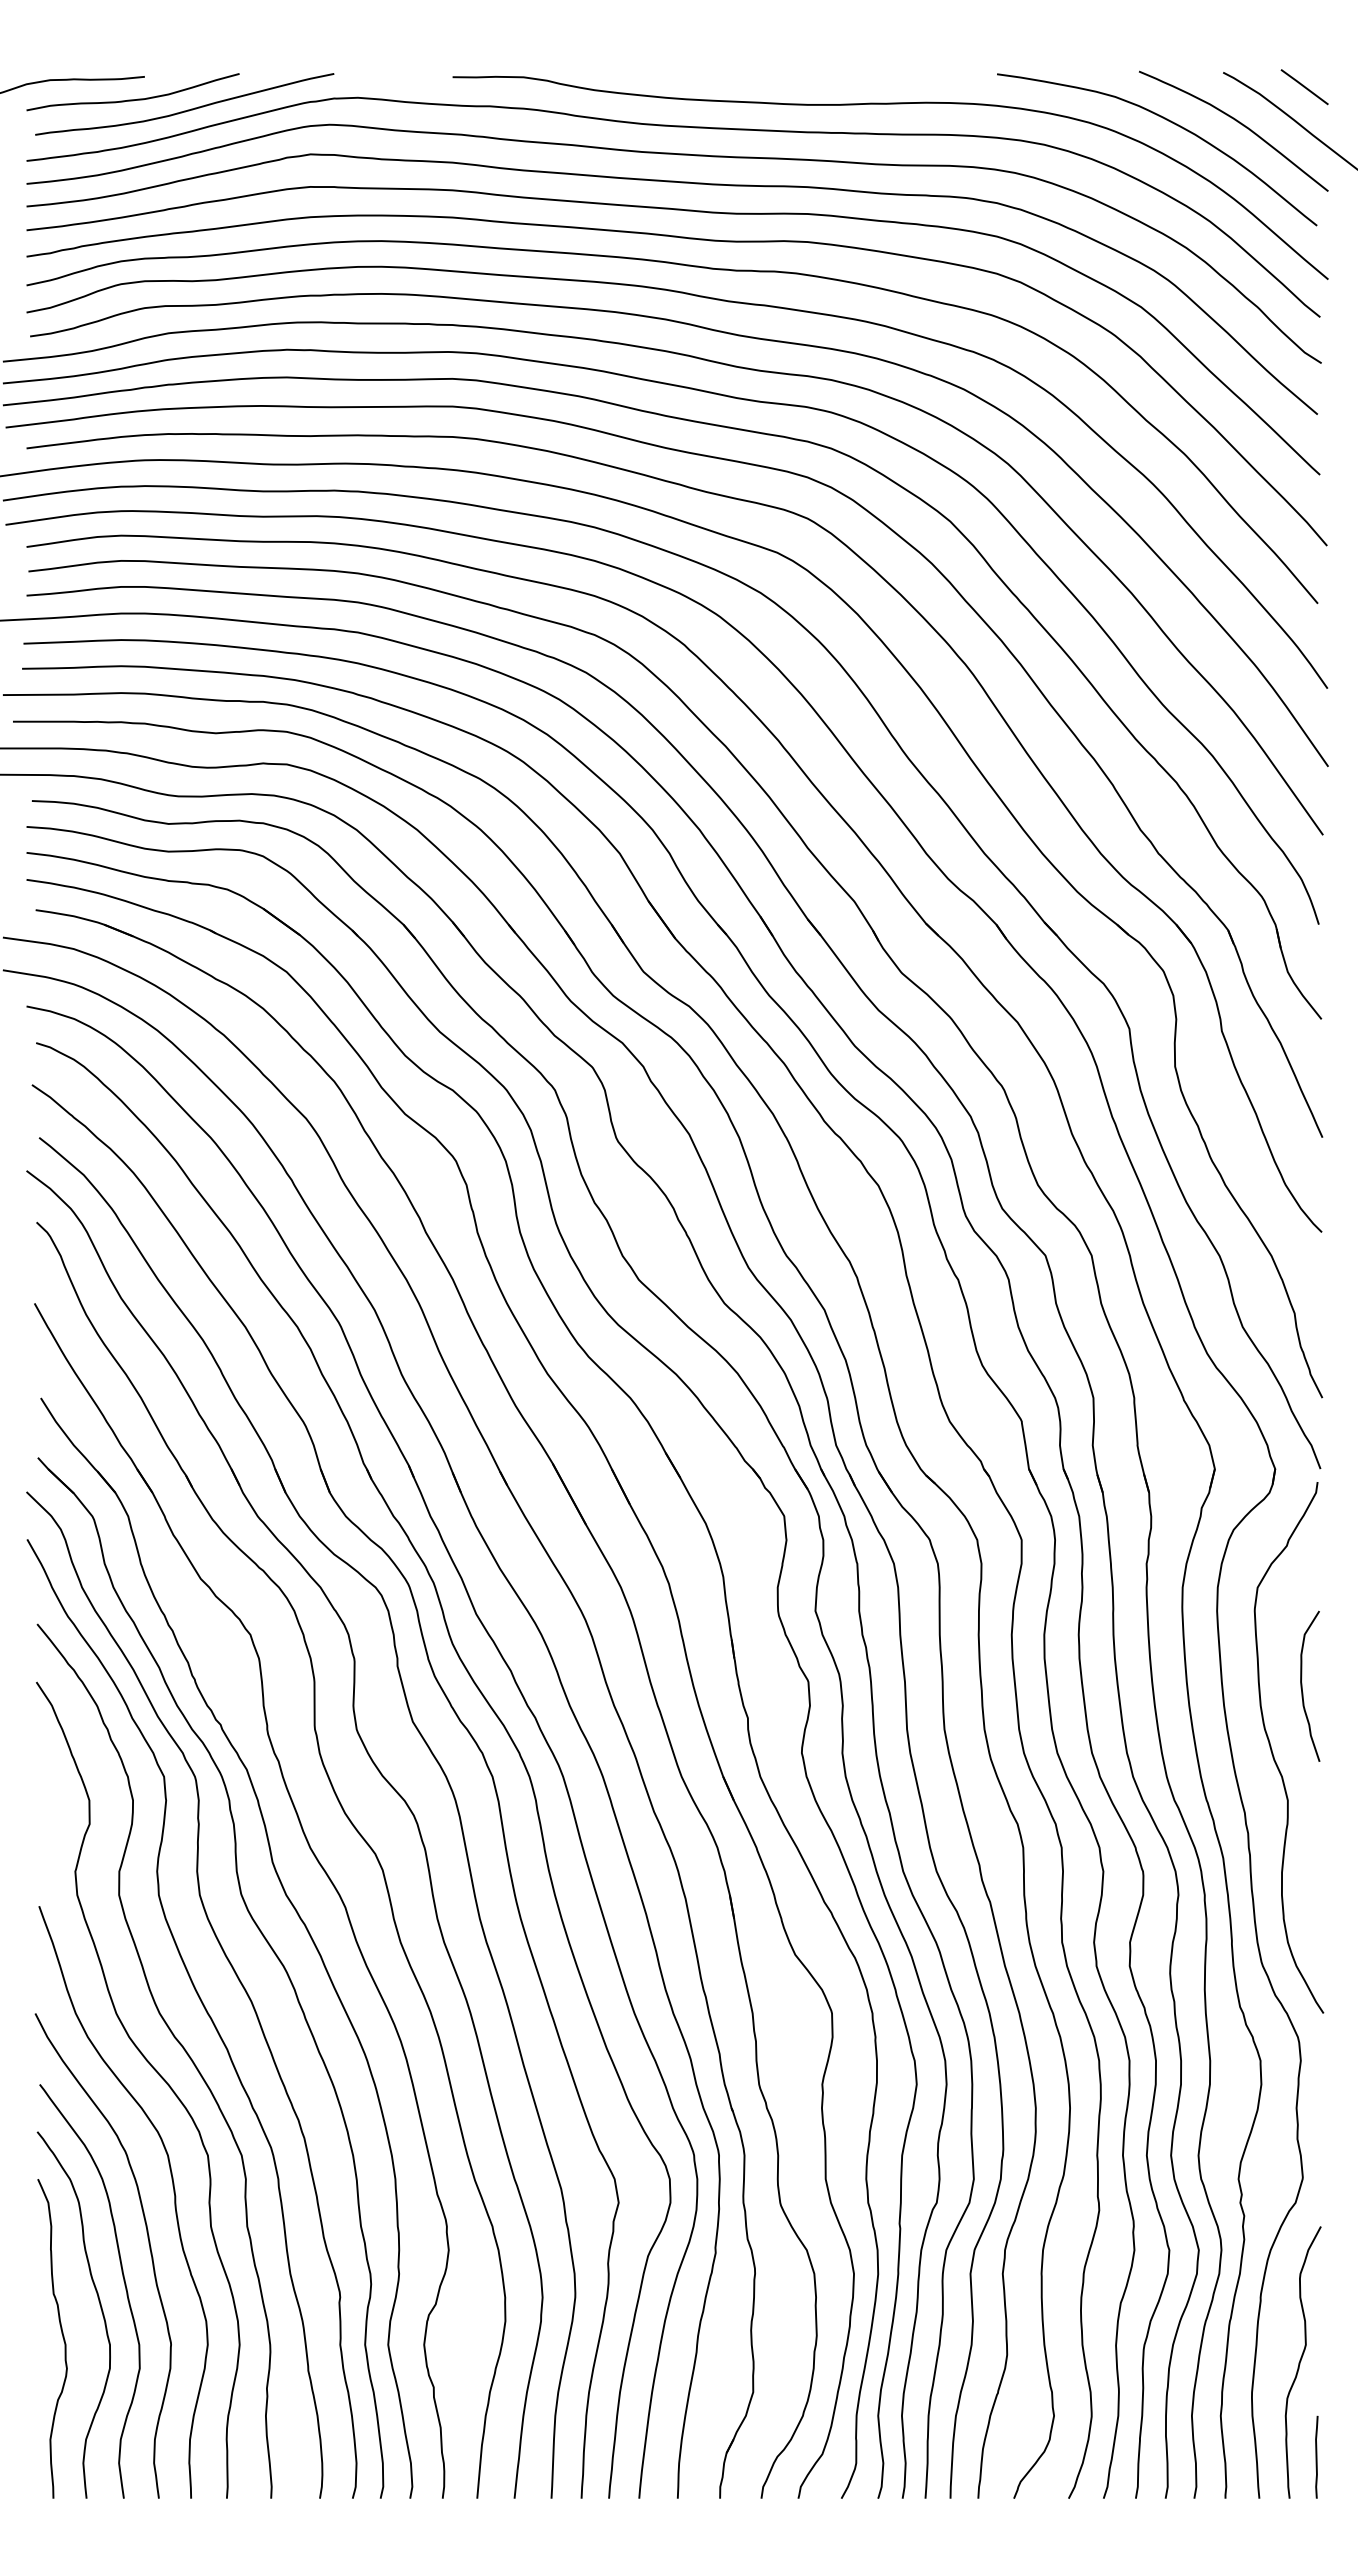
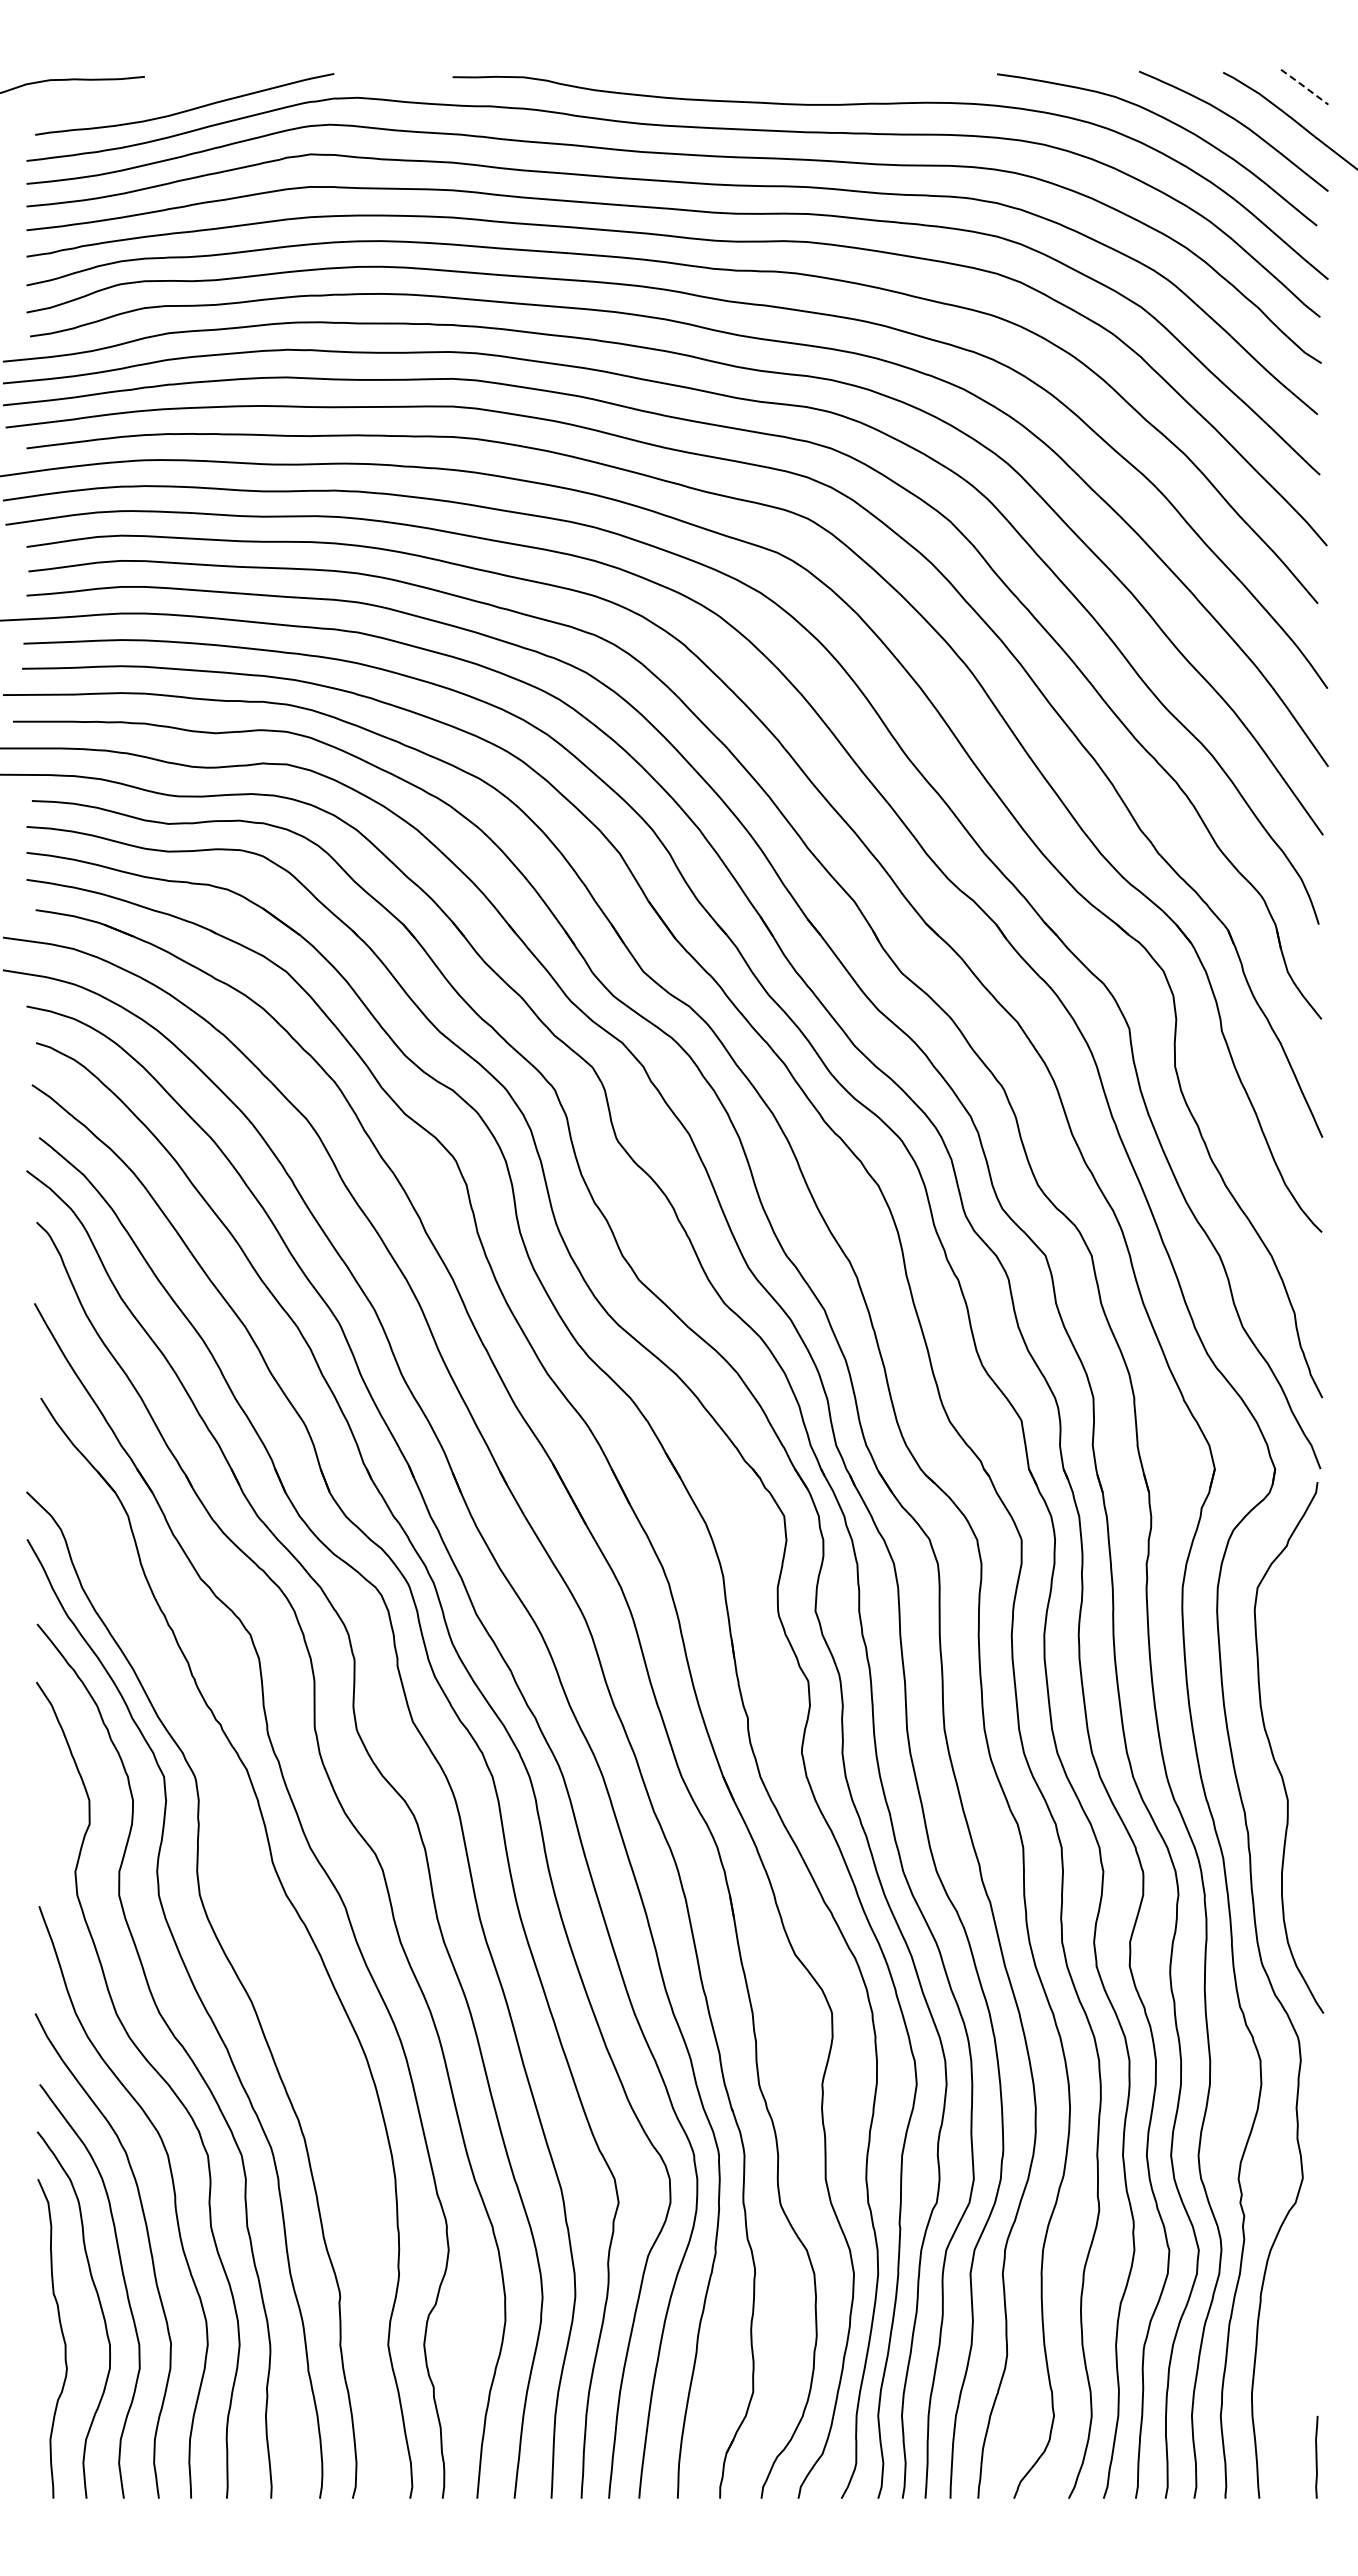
line: solid -> dashed (1304, 86)
curve: present -> none (132, 99)
curve: present -> none (1302, 1685)
part: present -> none (264, 1939)
curve: present -> none (1301, 2361)
